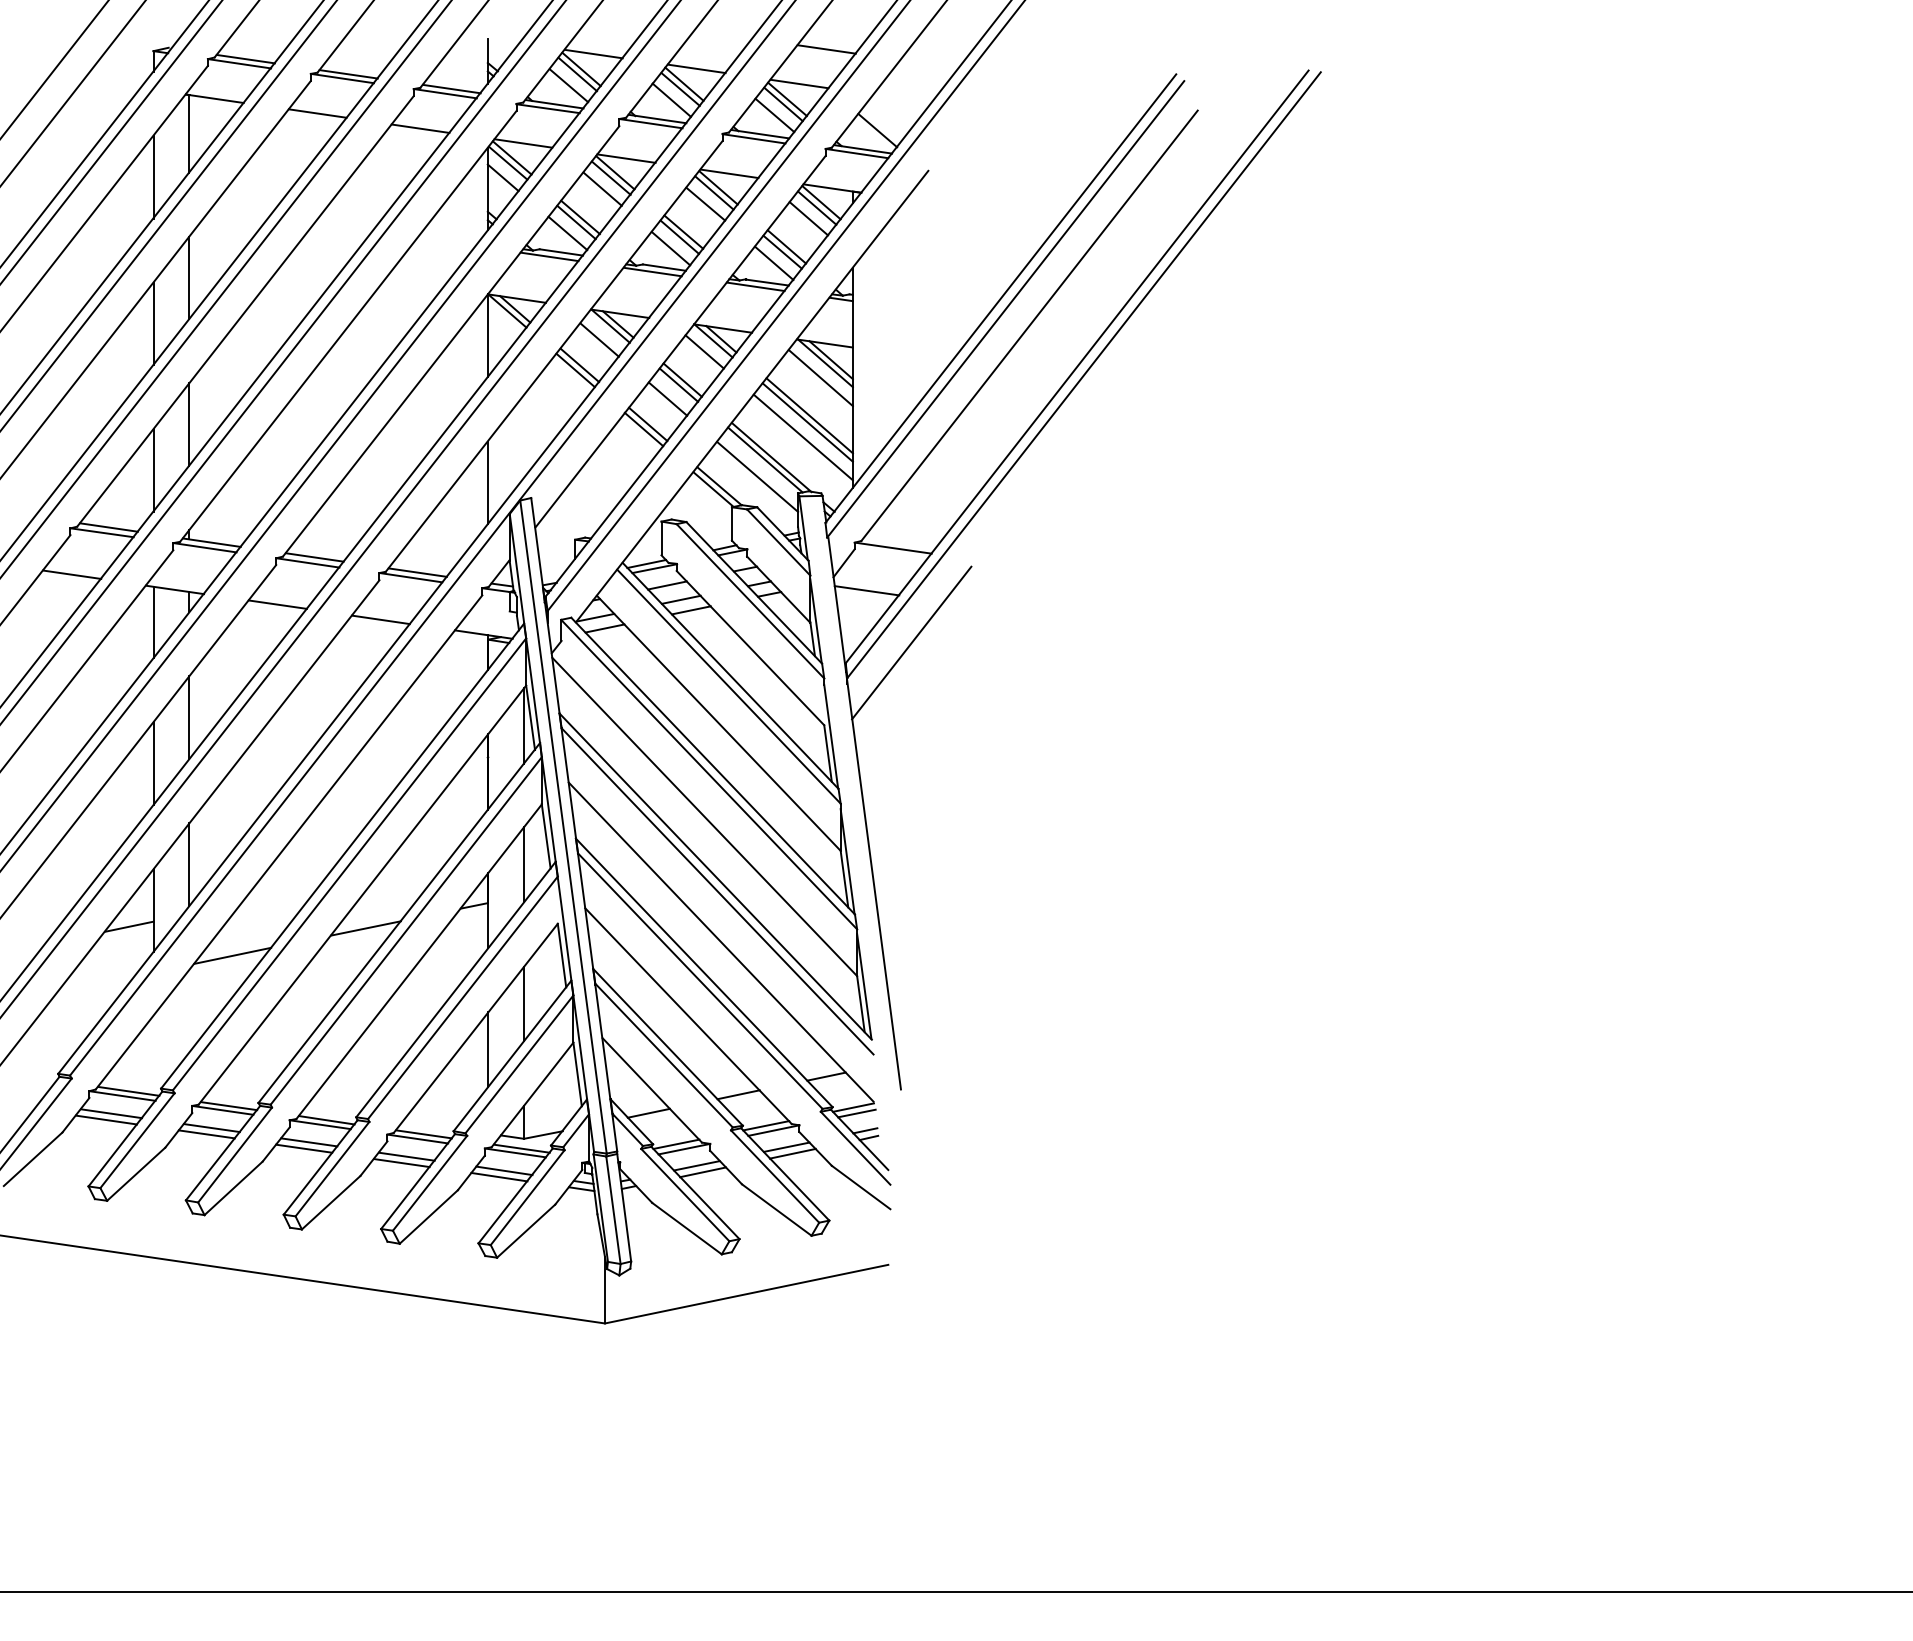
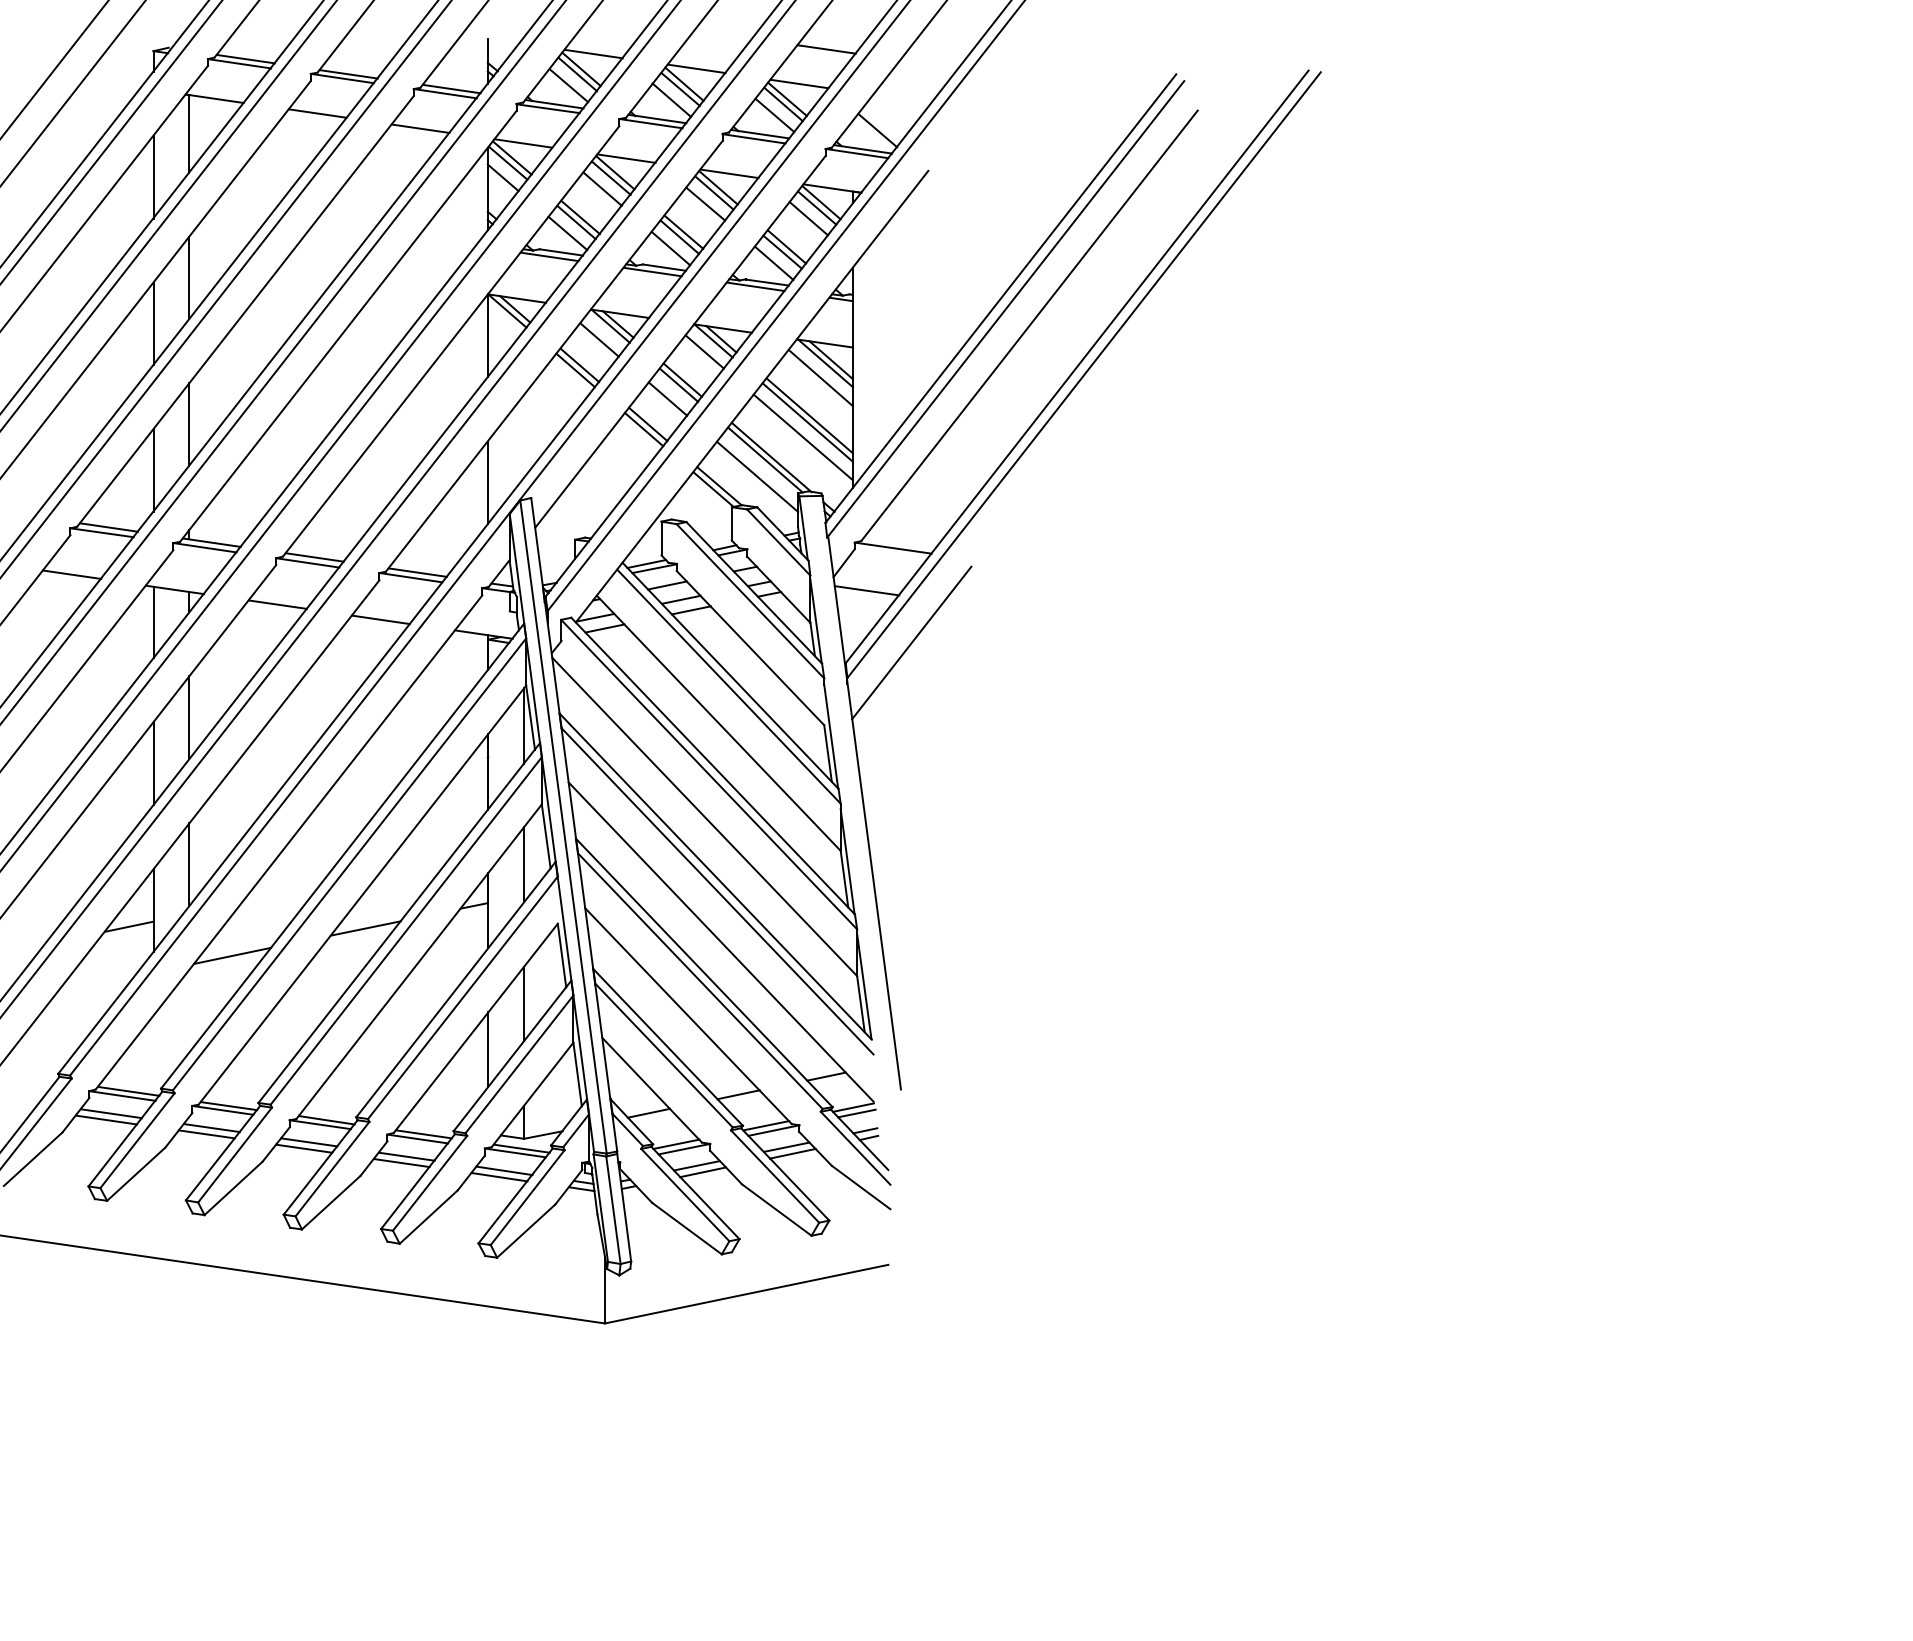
line: present -> none (955, 1591)
